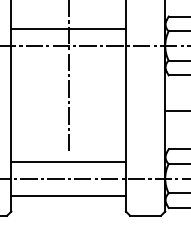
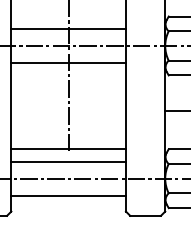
line: none -> present (68, 62)
line: none -> present (68, 148)
